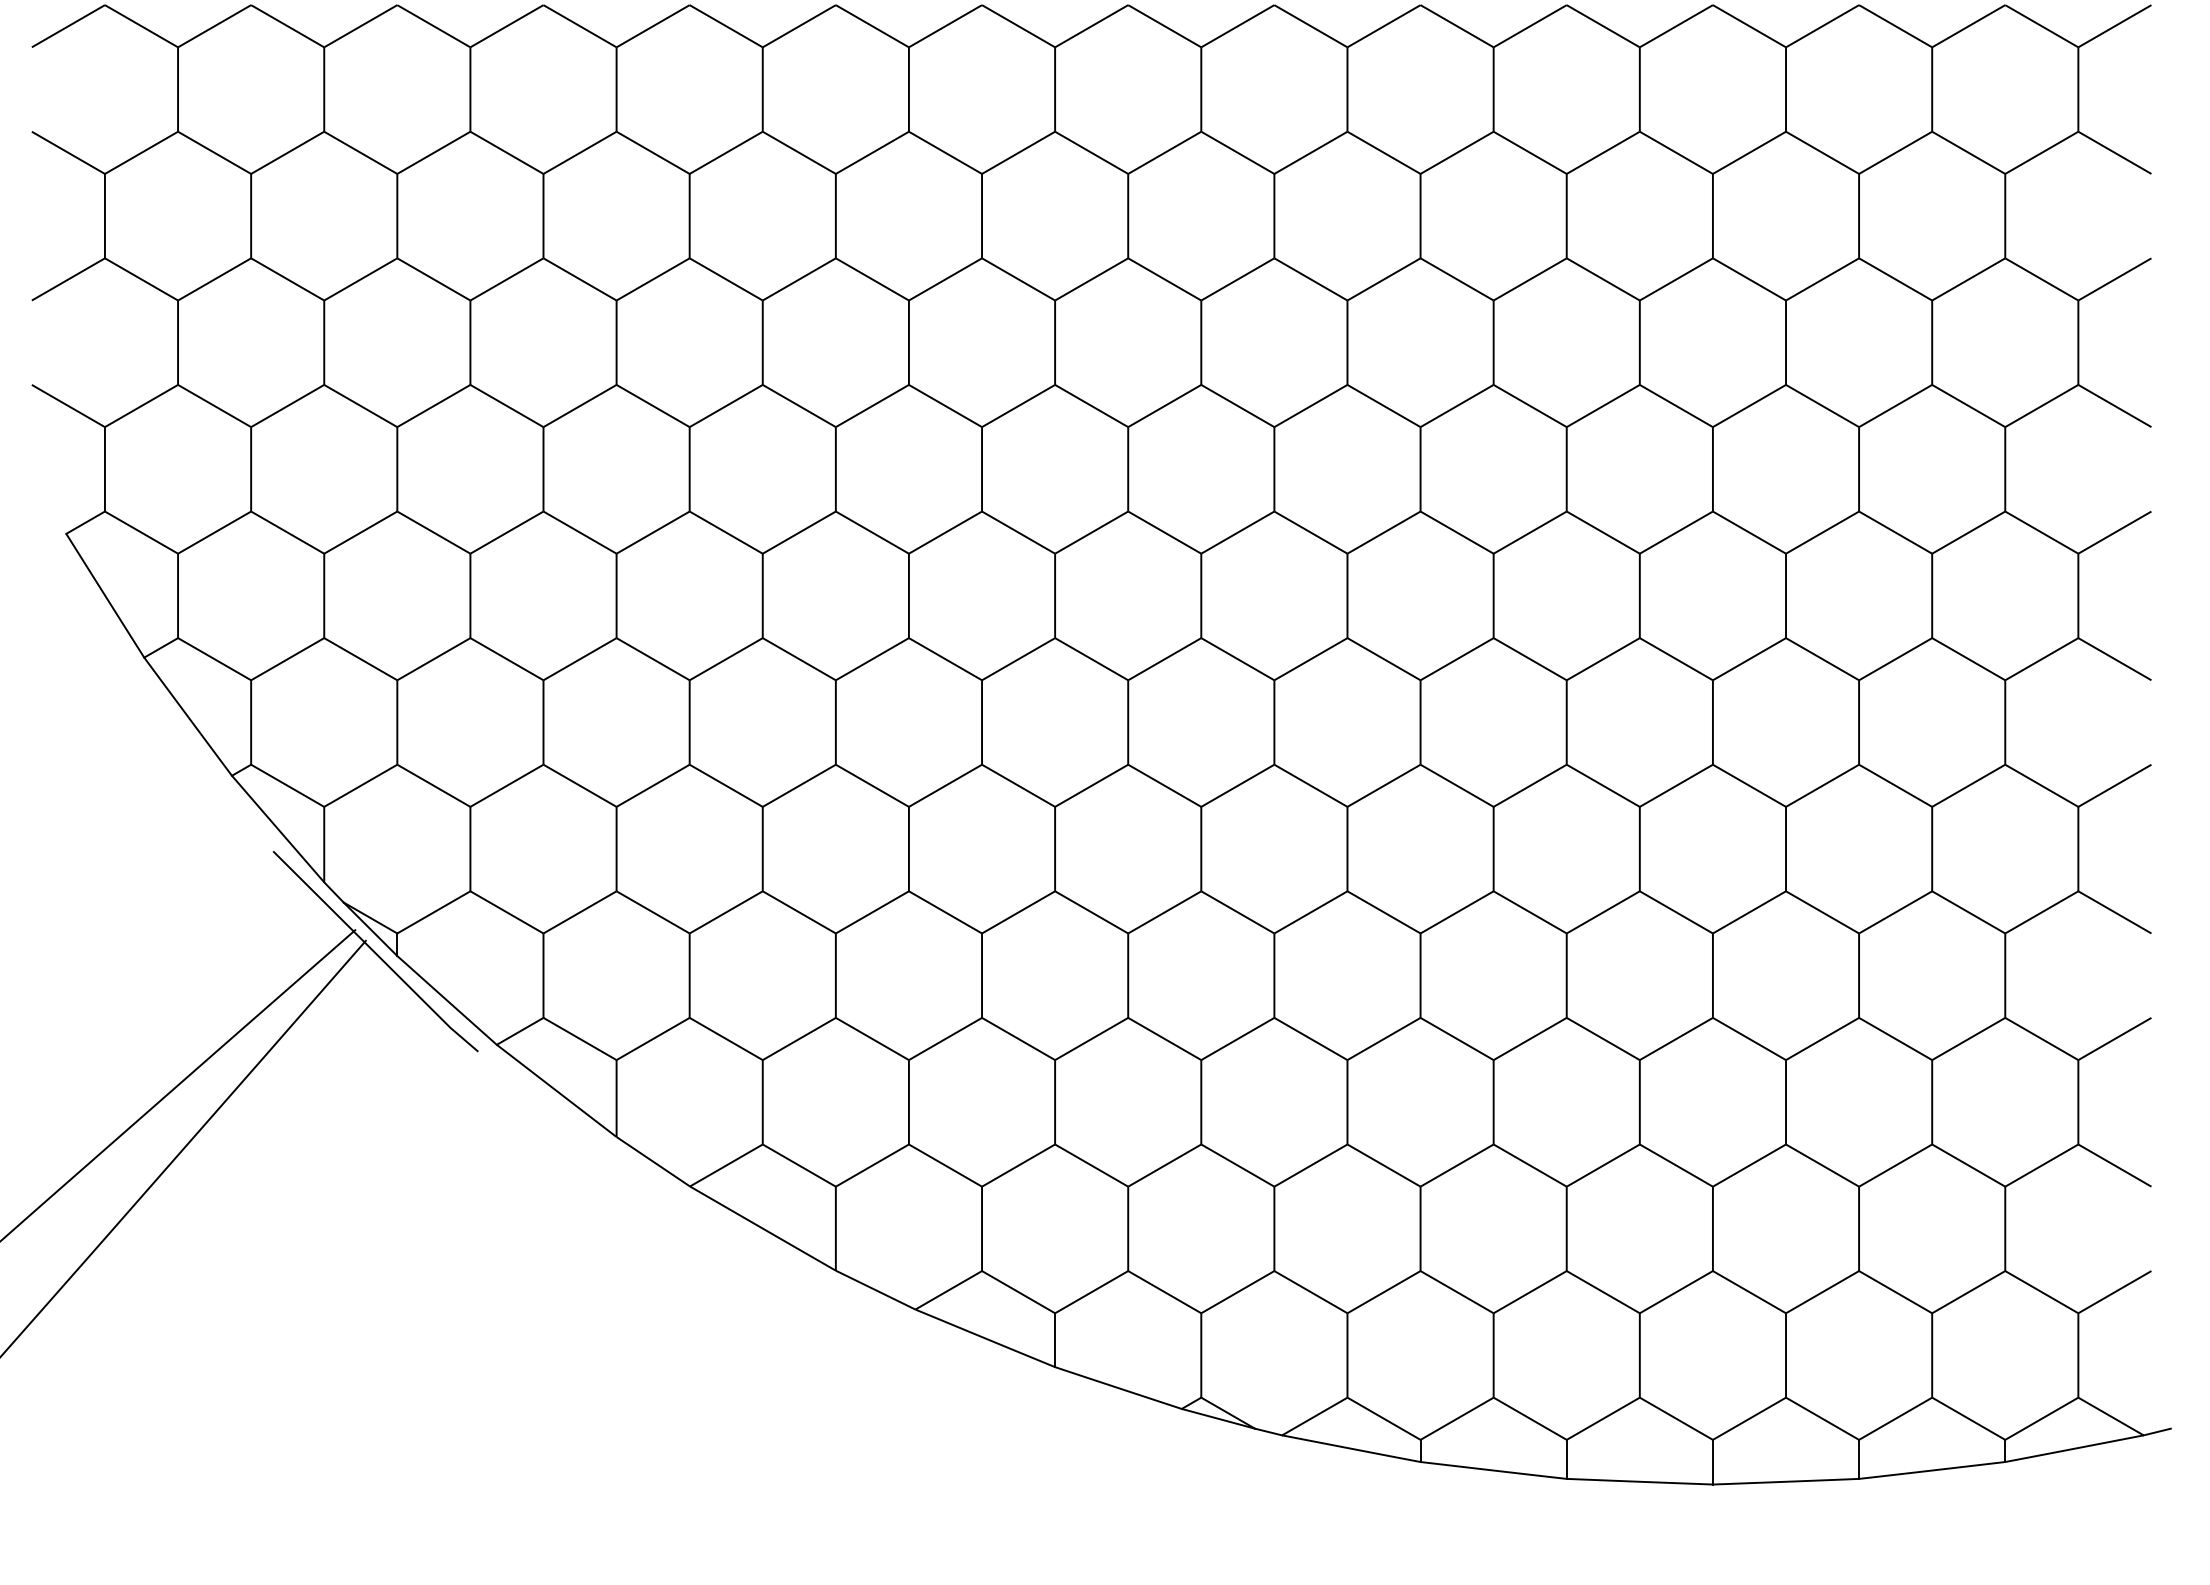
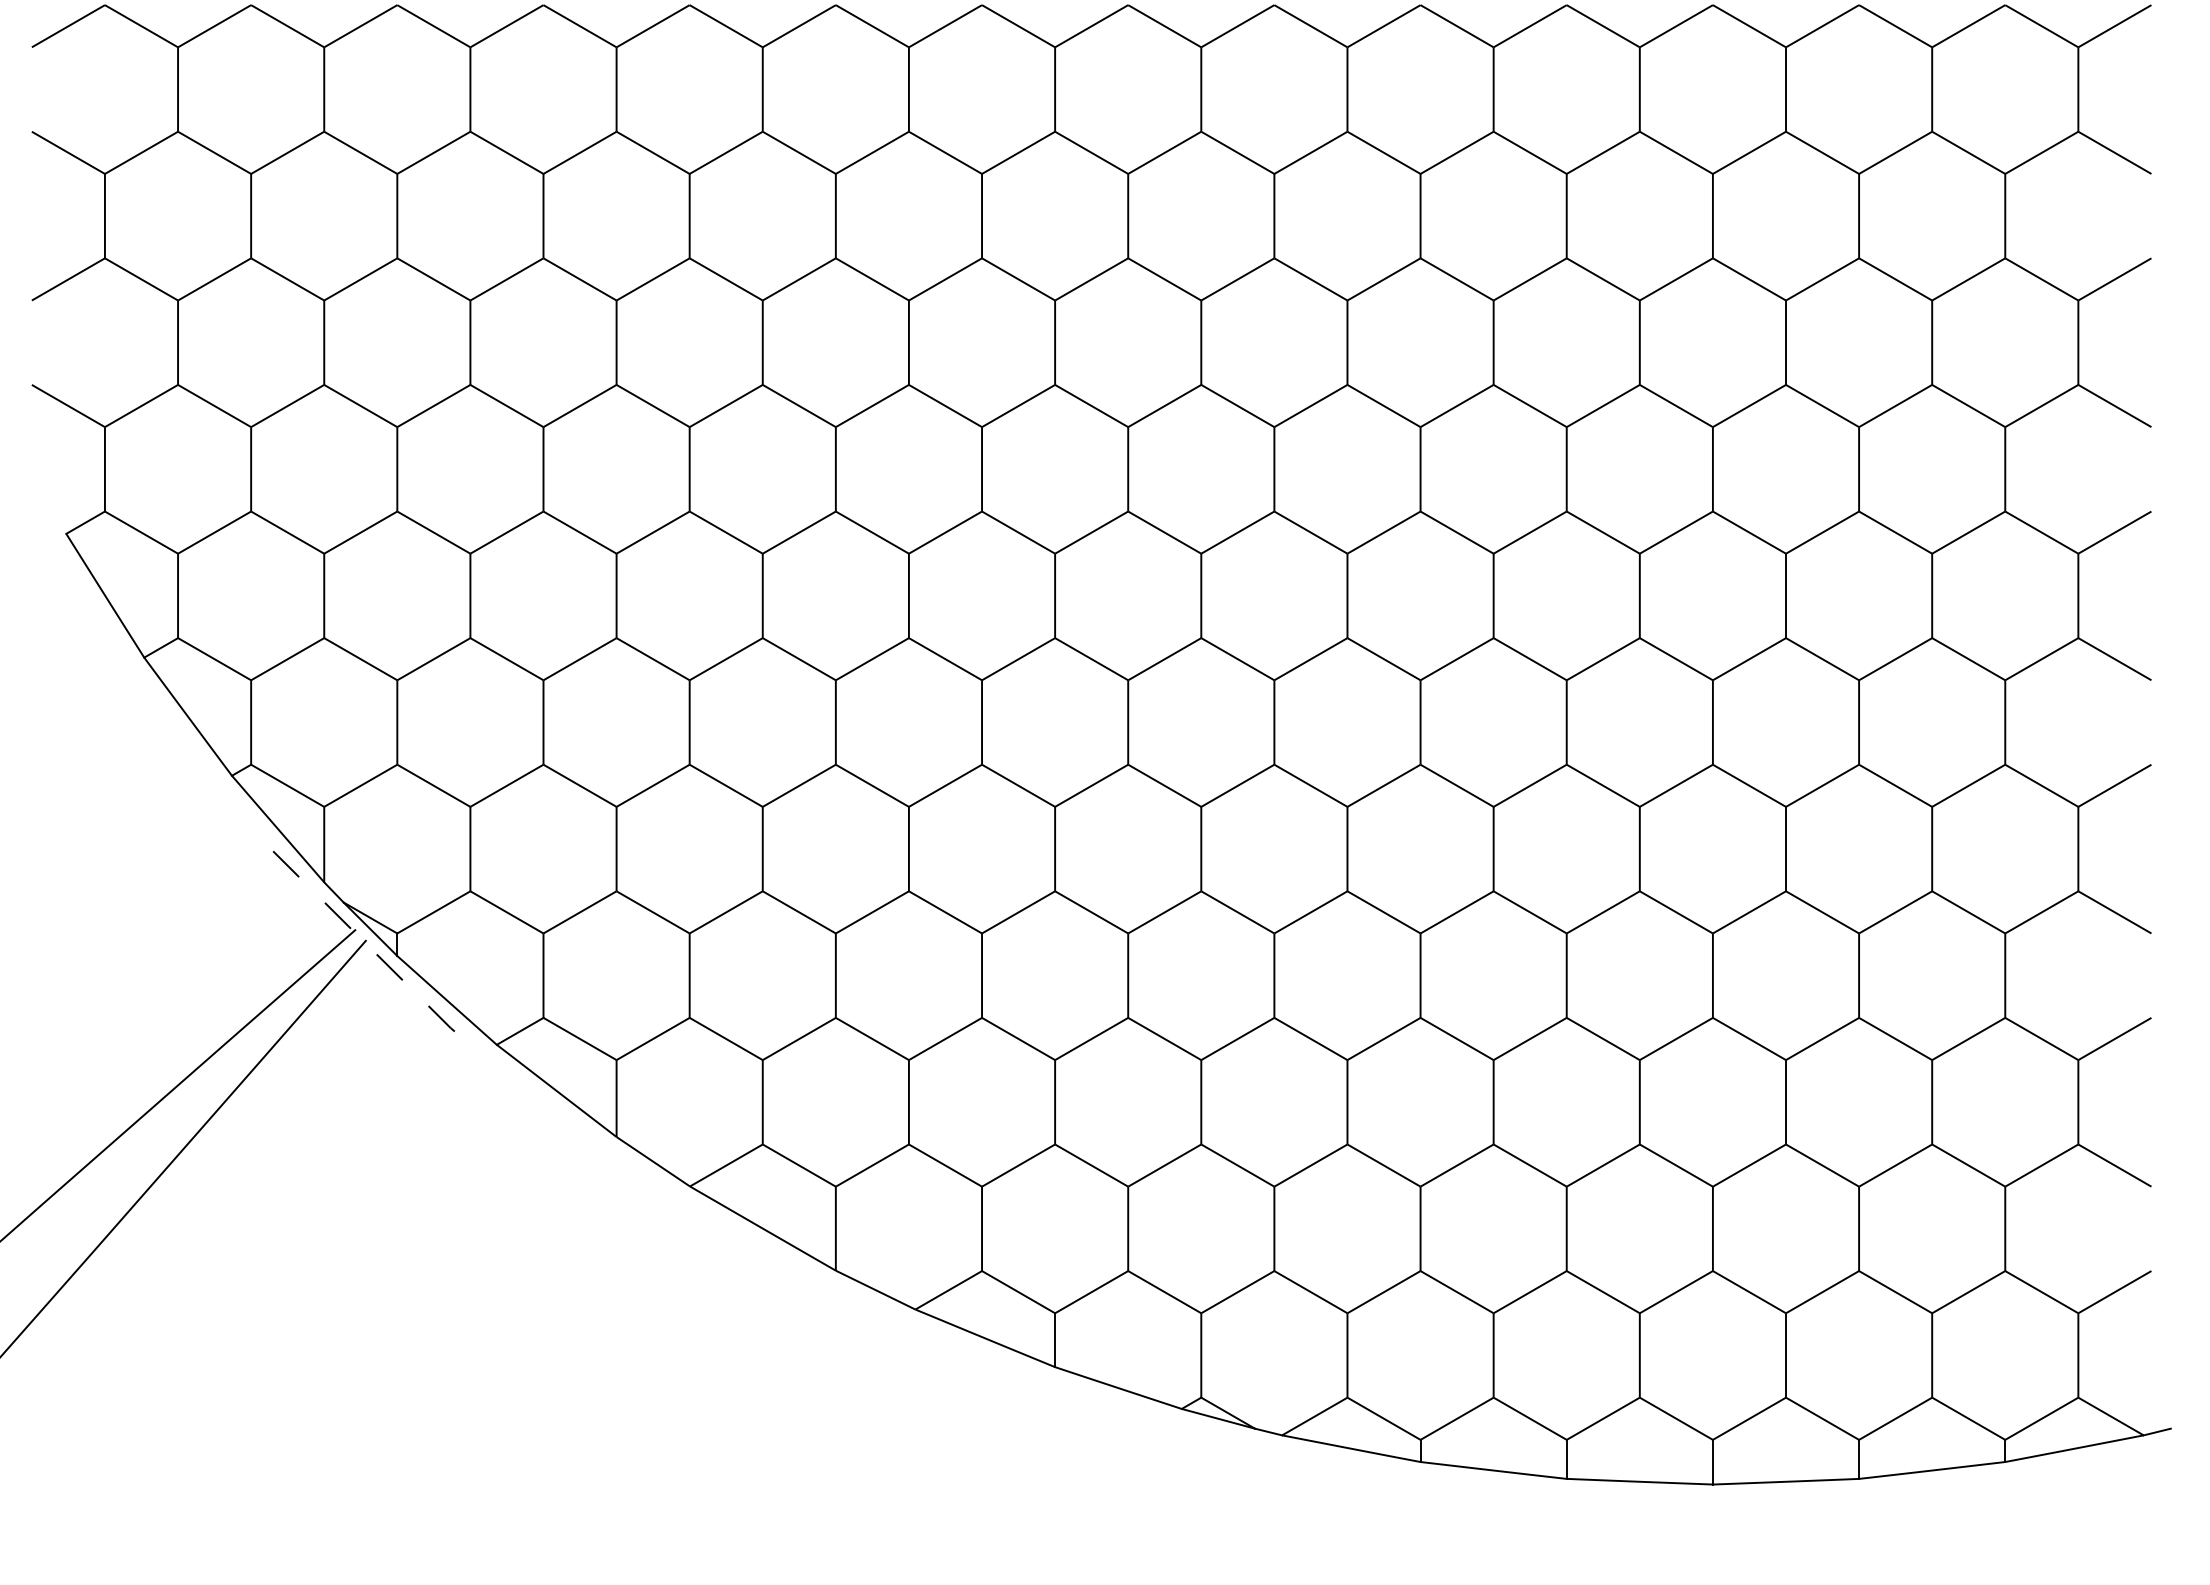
line: solid -> dashed (375, 953)
